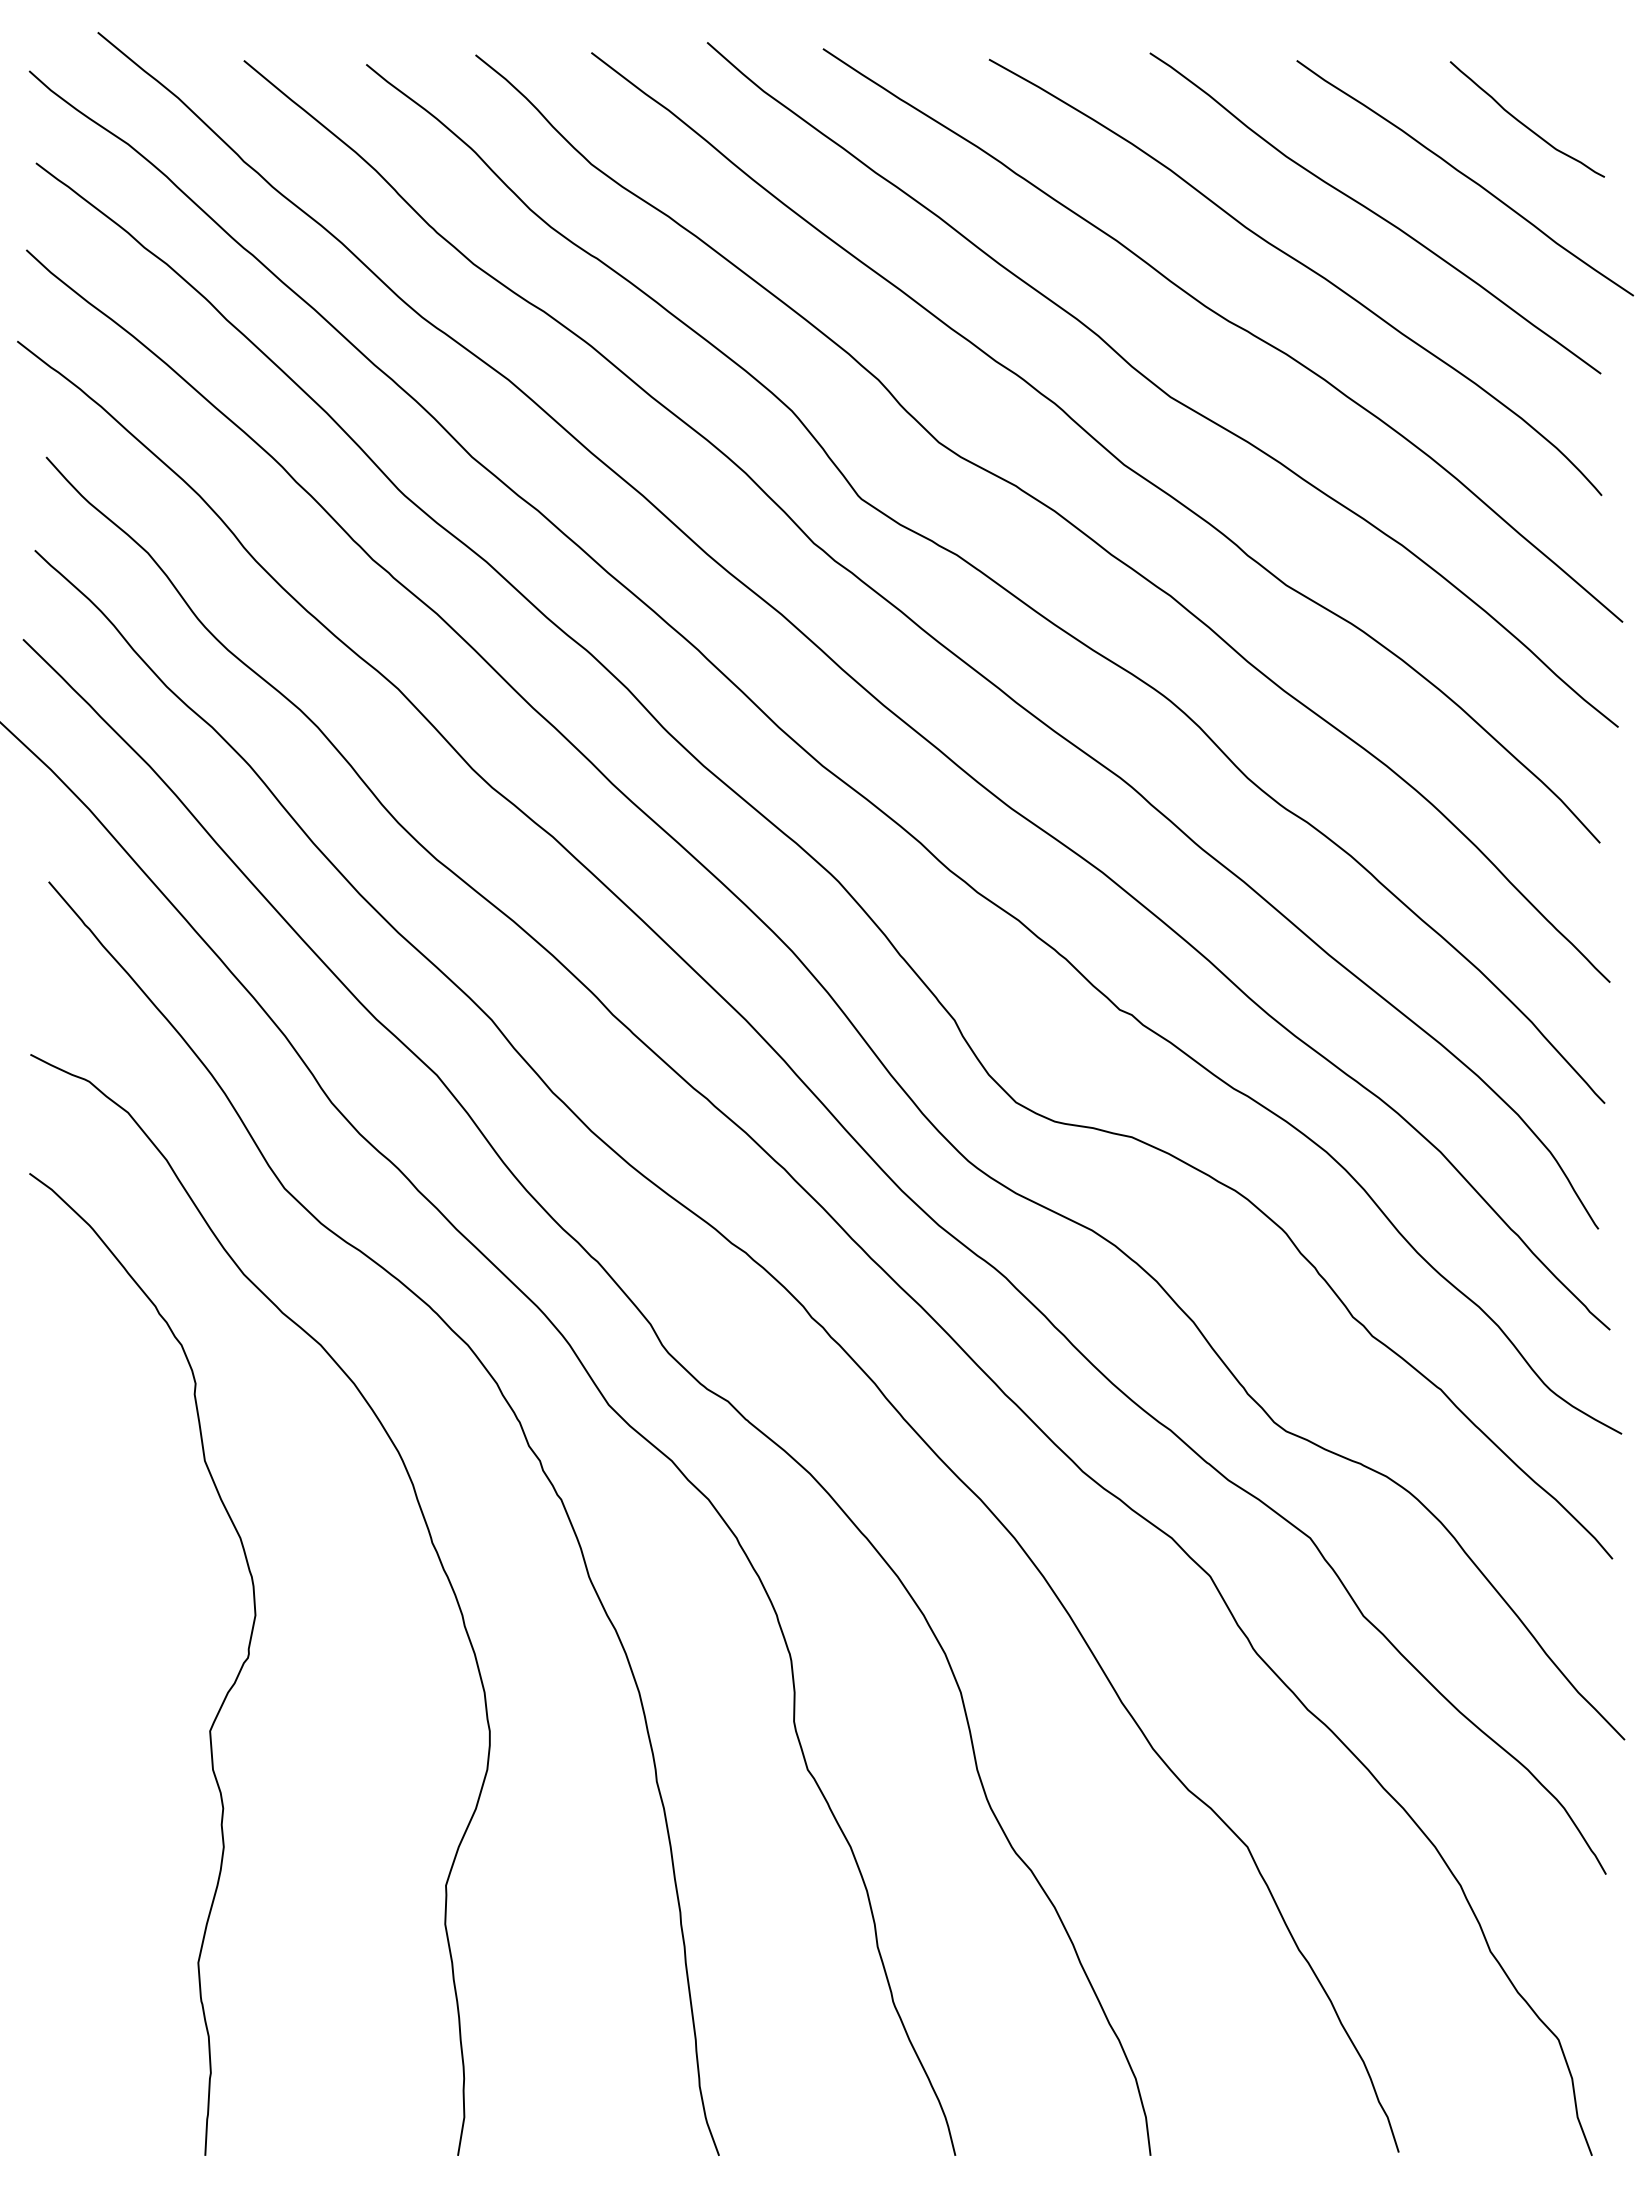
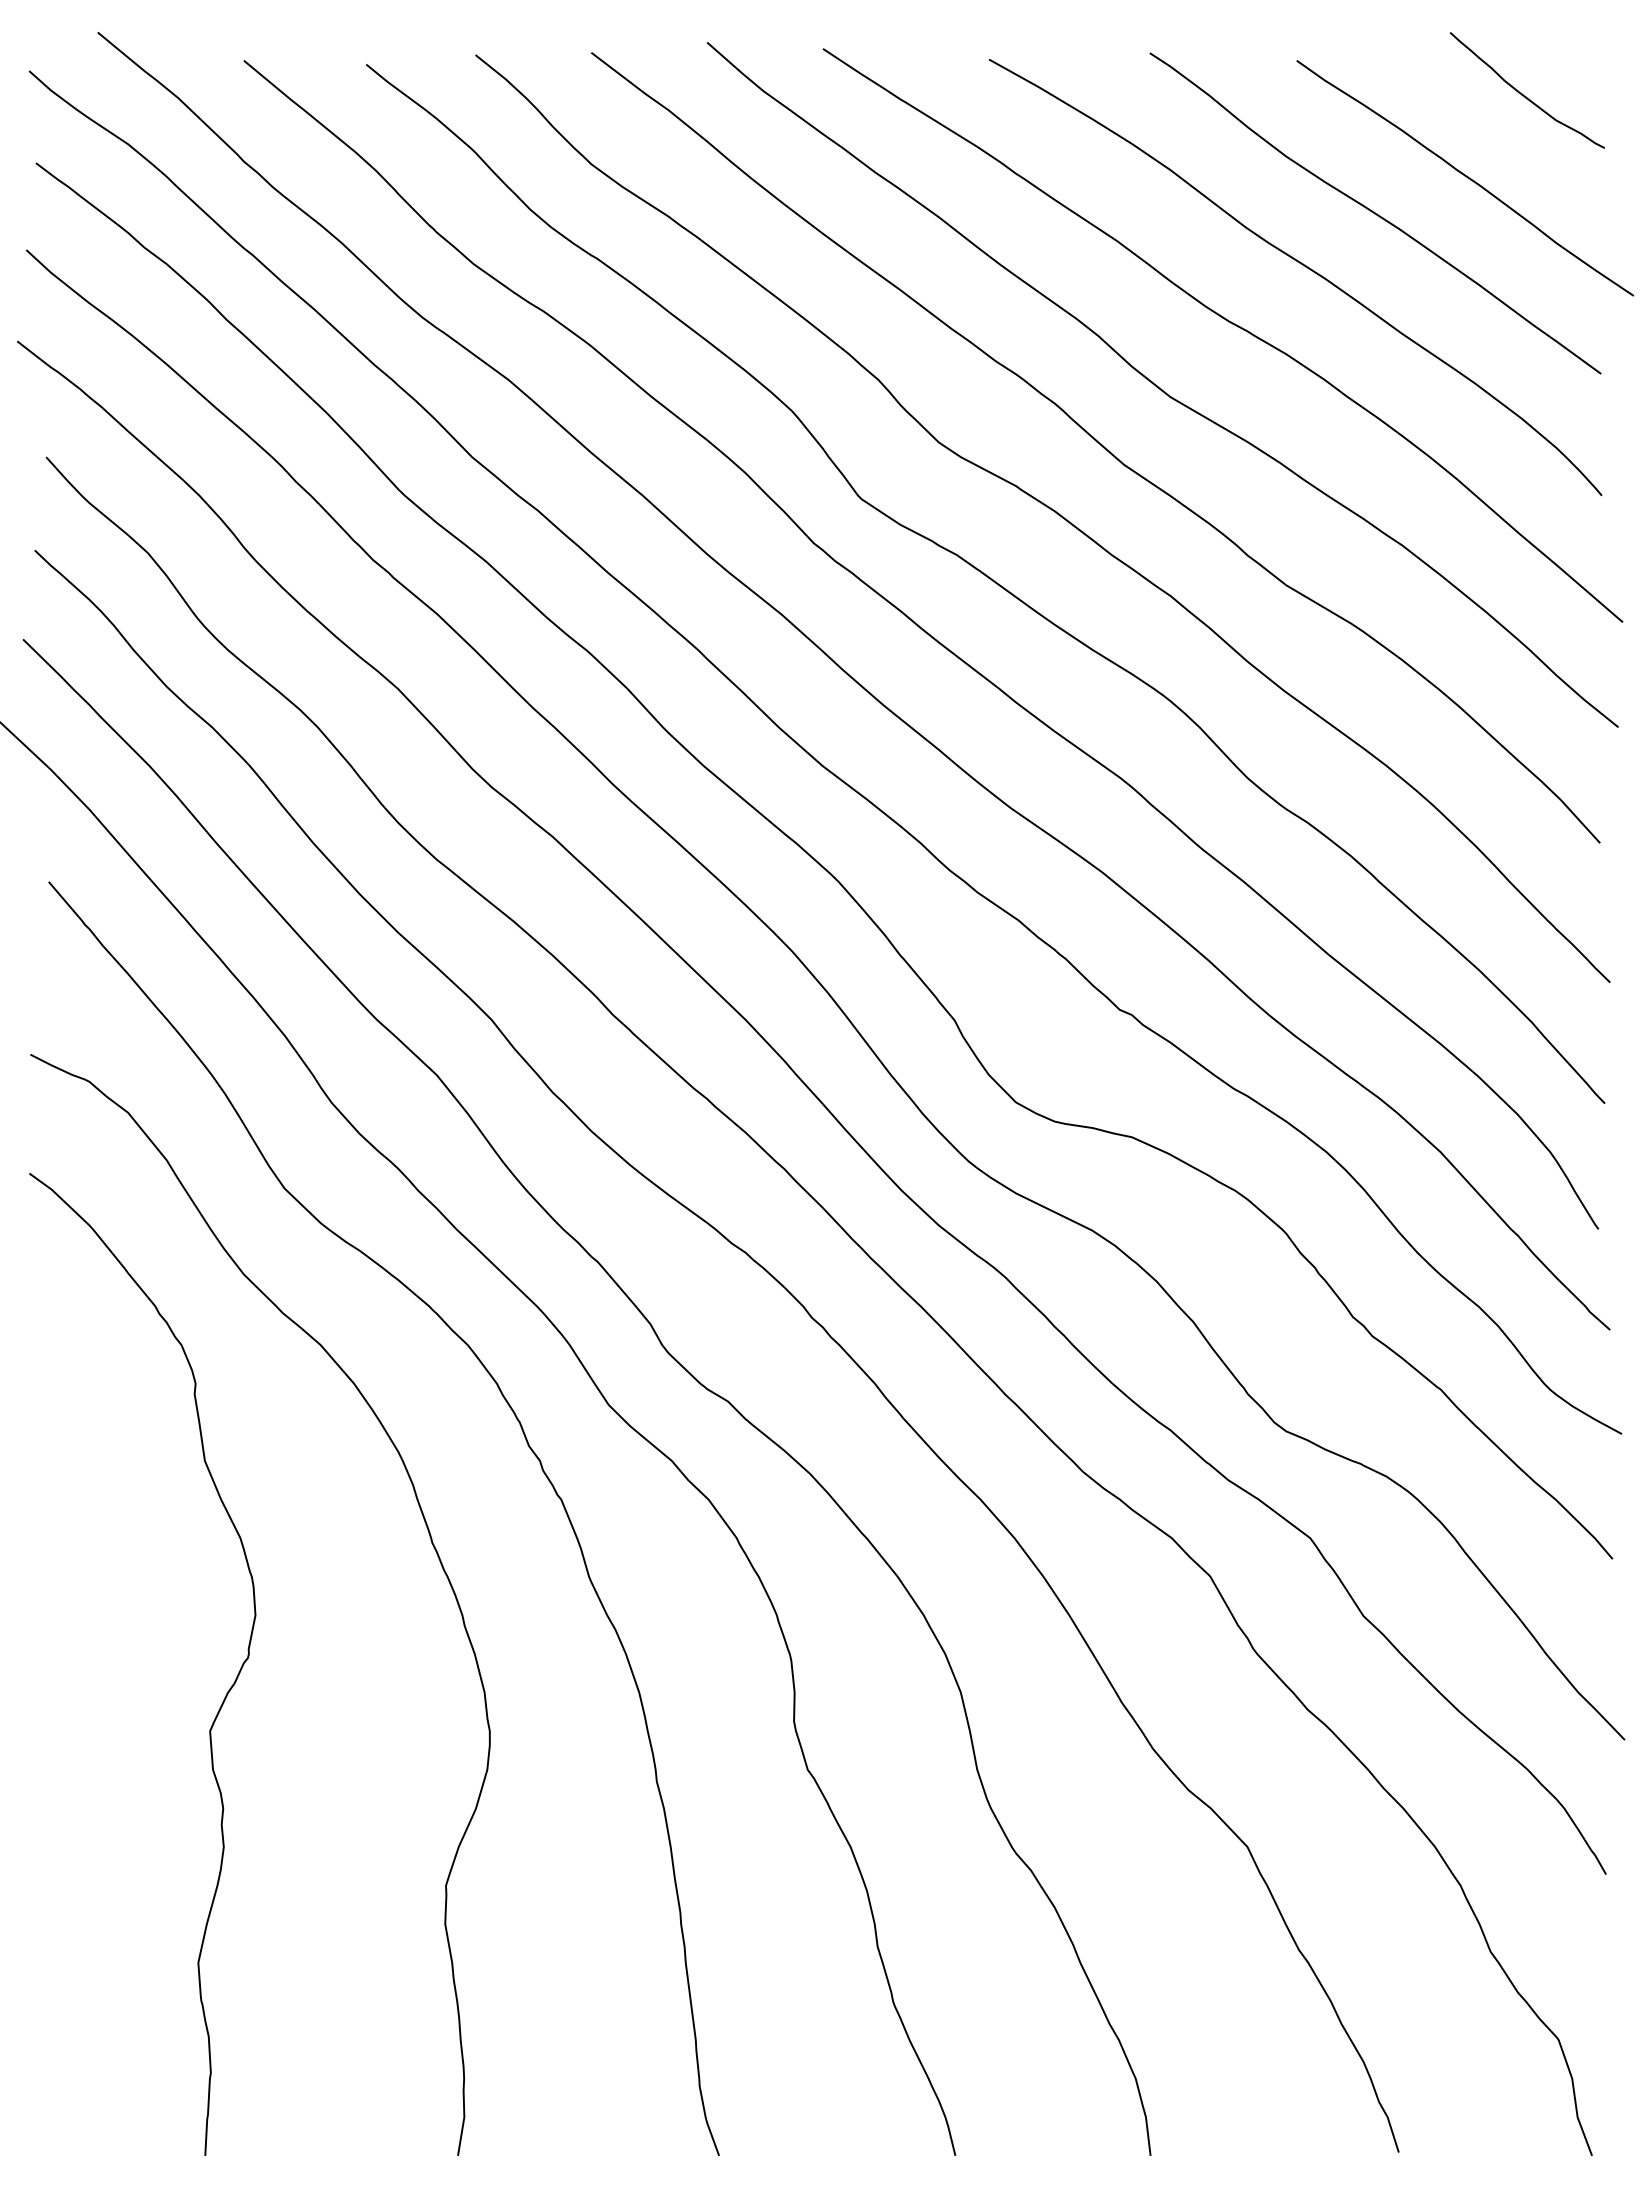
curve position: (1522, 122) -> (1522, 93) (1522, 93)
